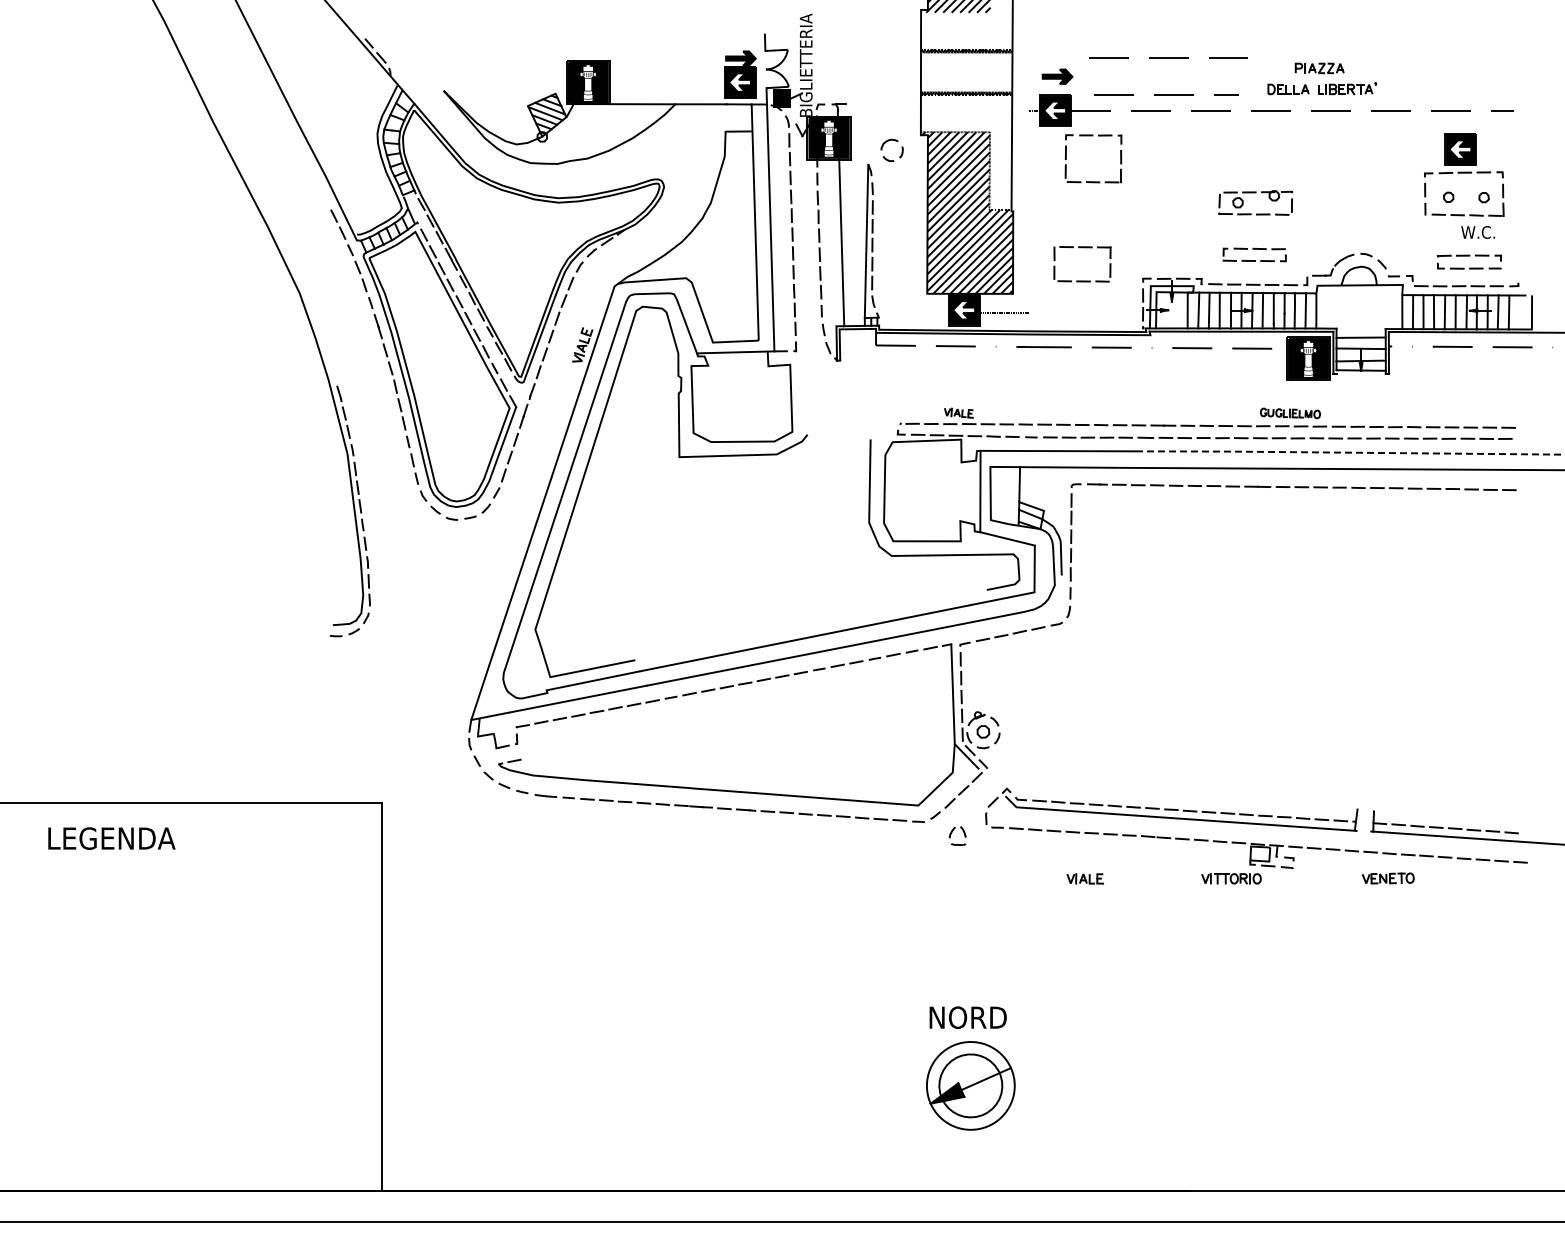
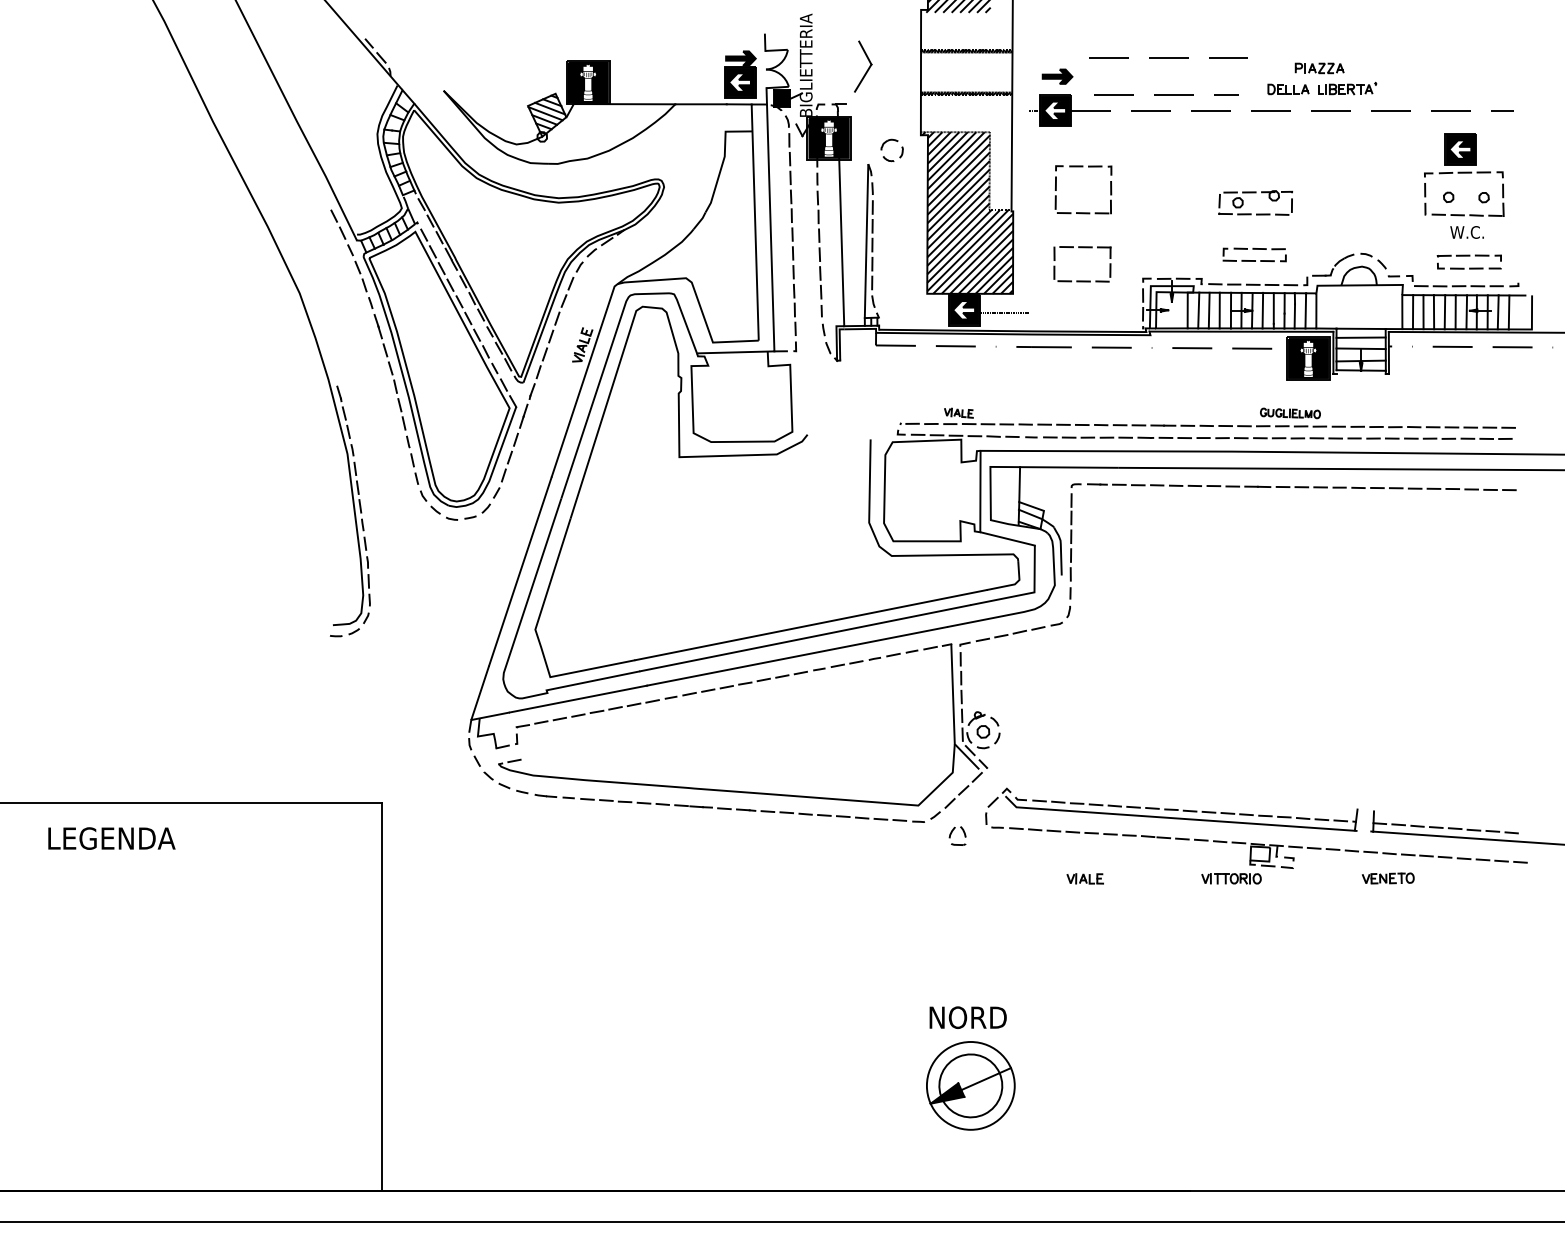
part: none -> present (863, 66)
part position: (1093, 136) -> (1083, 167) (1083, 167)
text position: (1477, 232) -> (1466, 232) (1466, 232)
line: none -> present (1360, 328)
line: dashed -> solid (1349, 452)
line: none -> present (810, 625)
